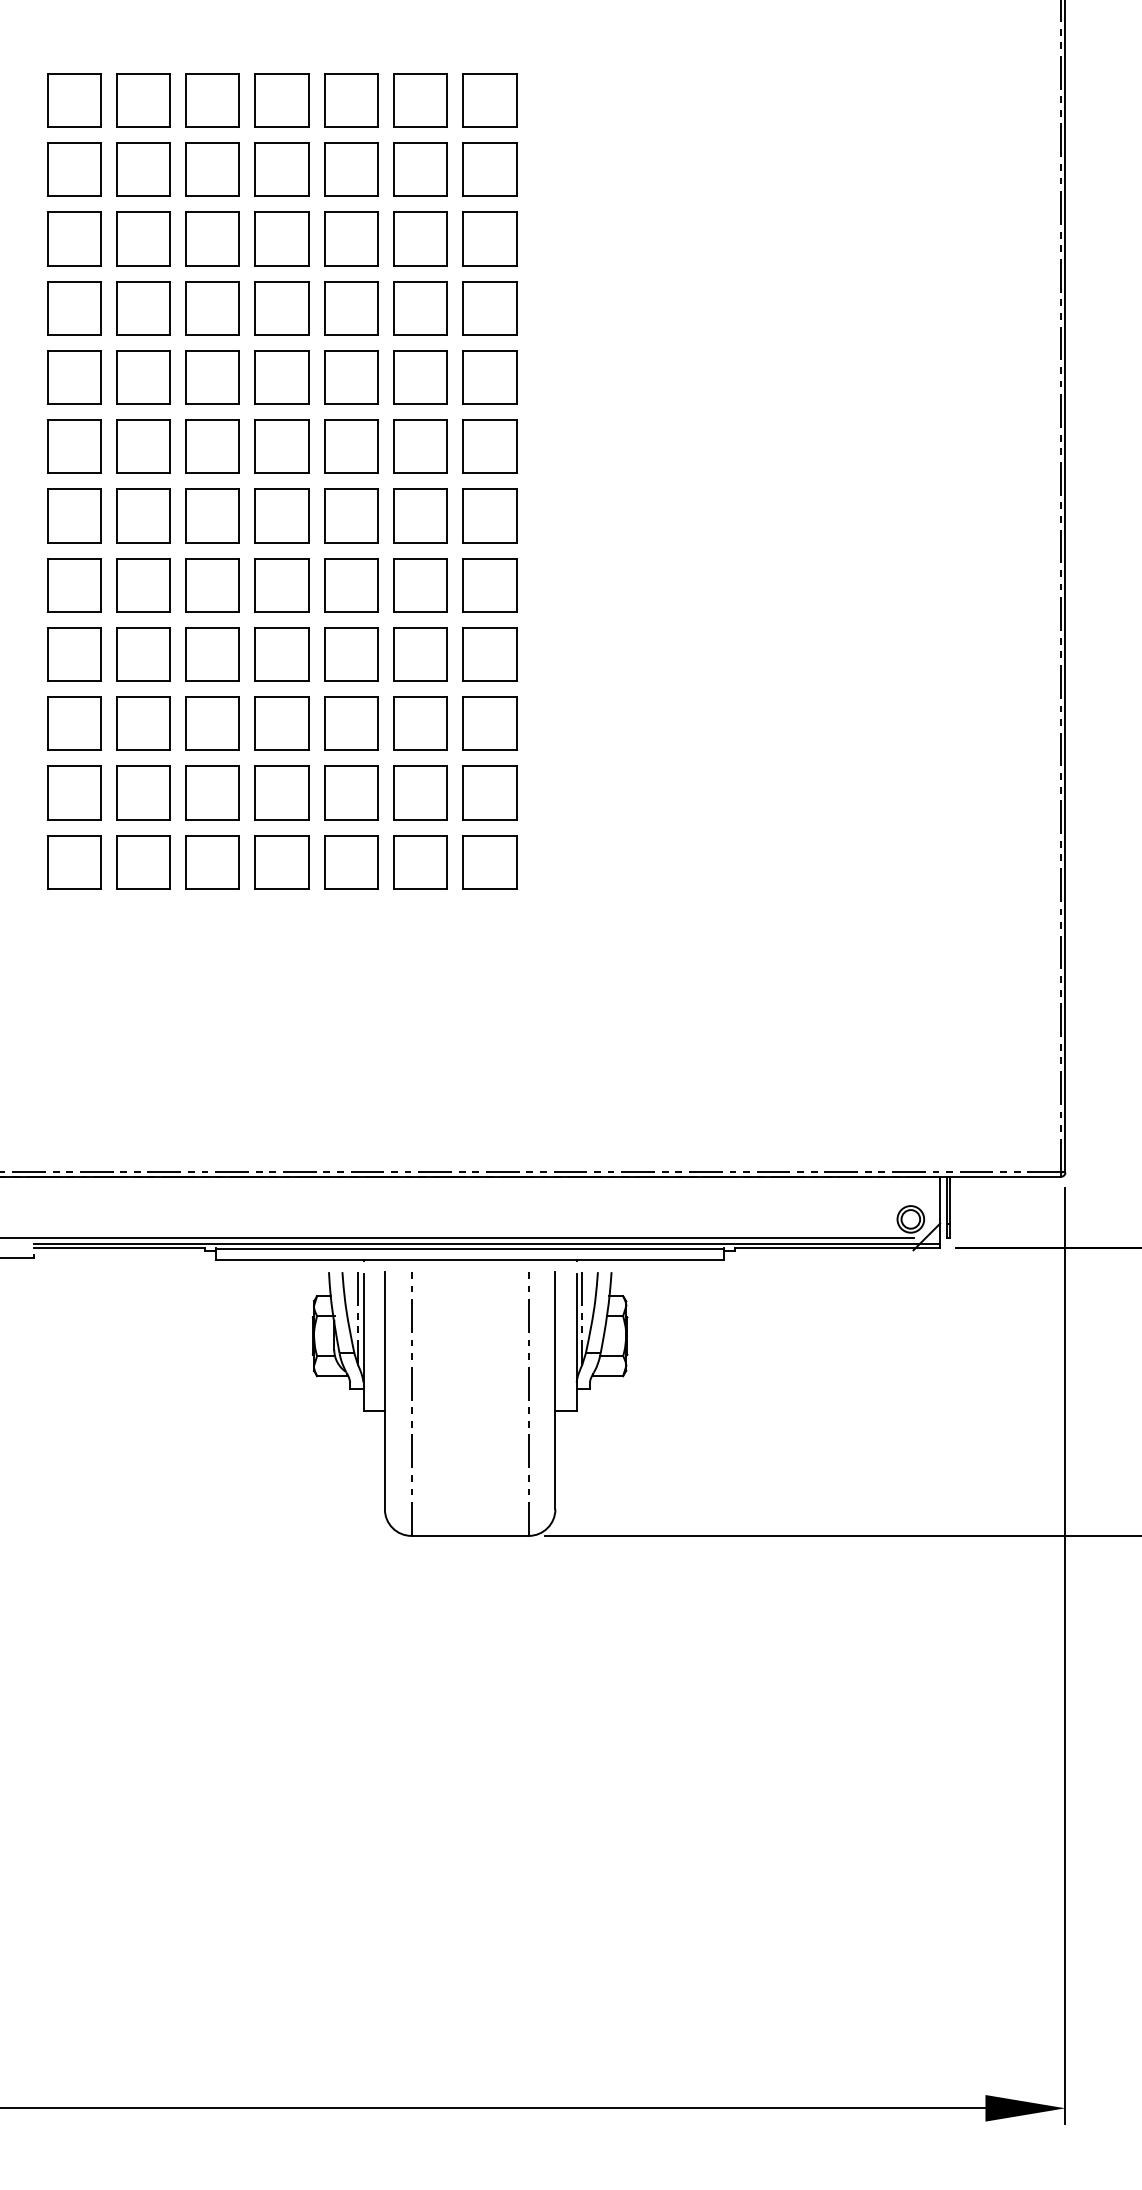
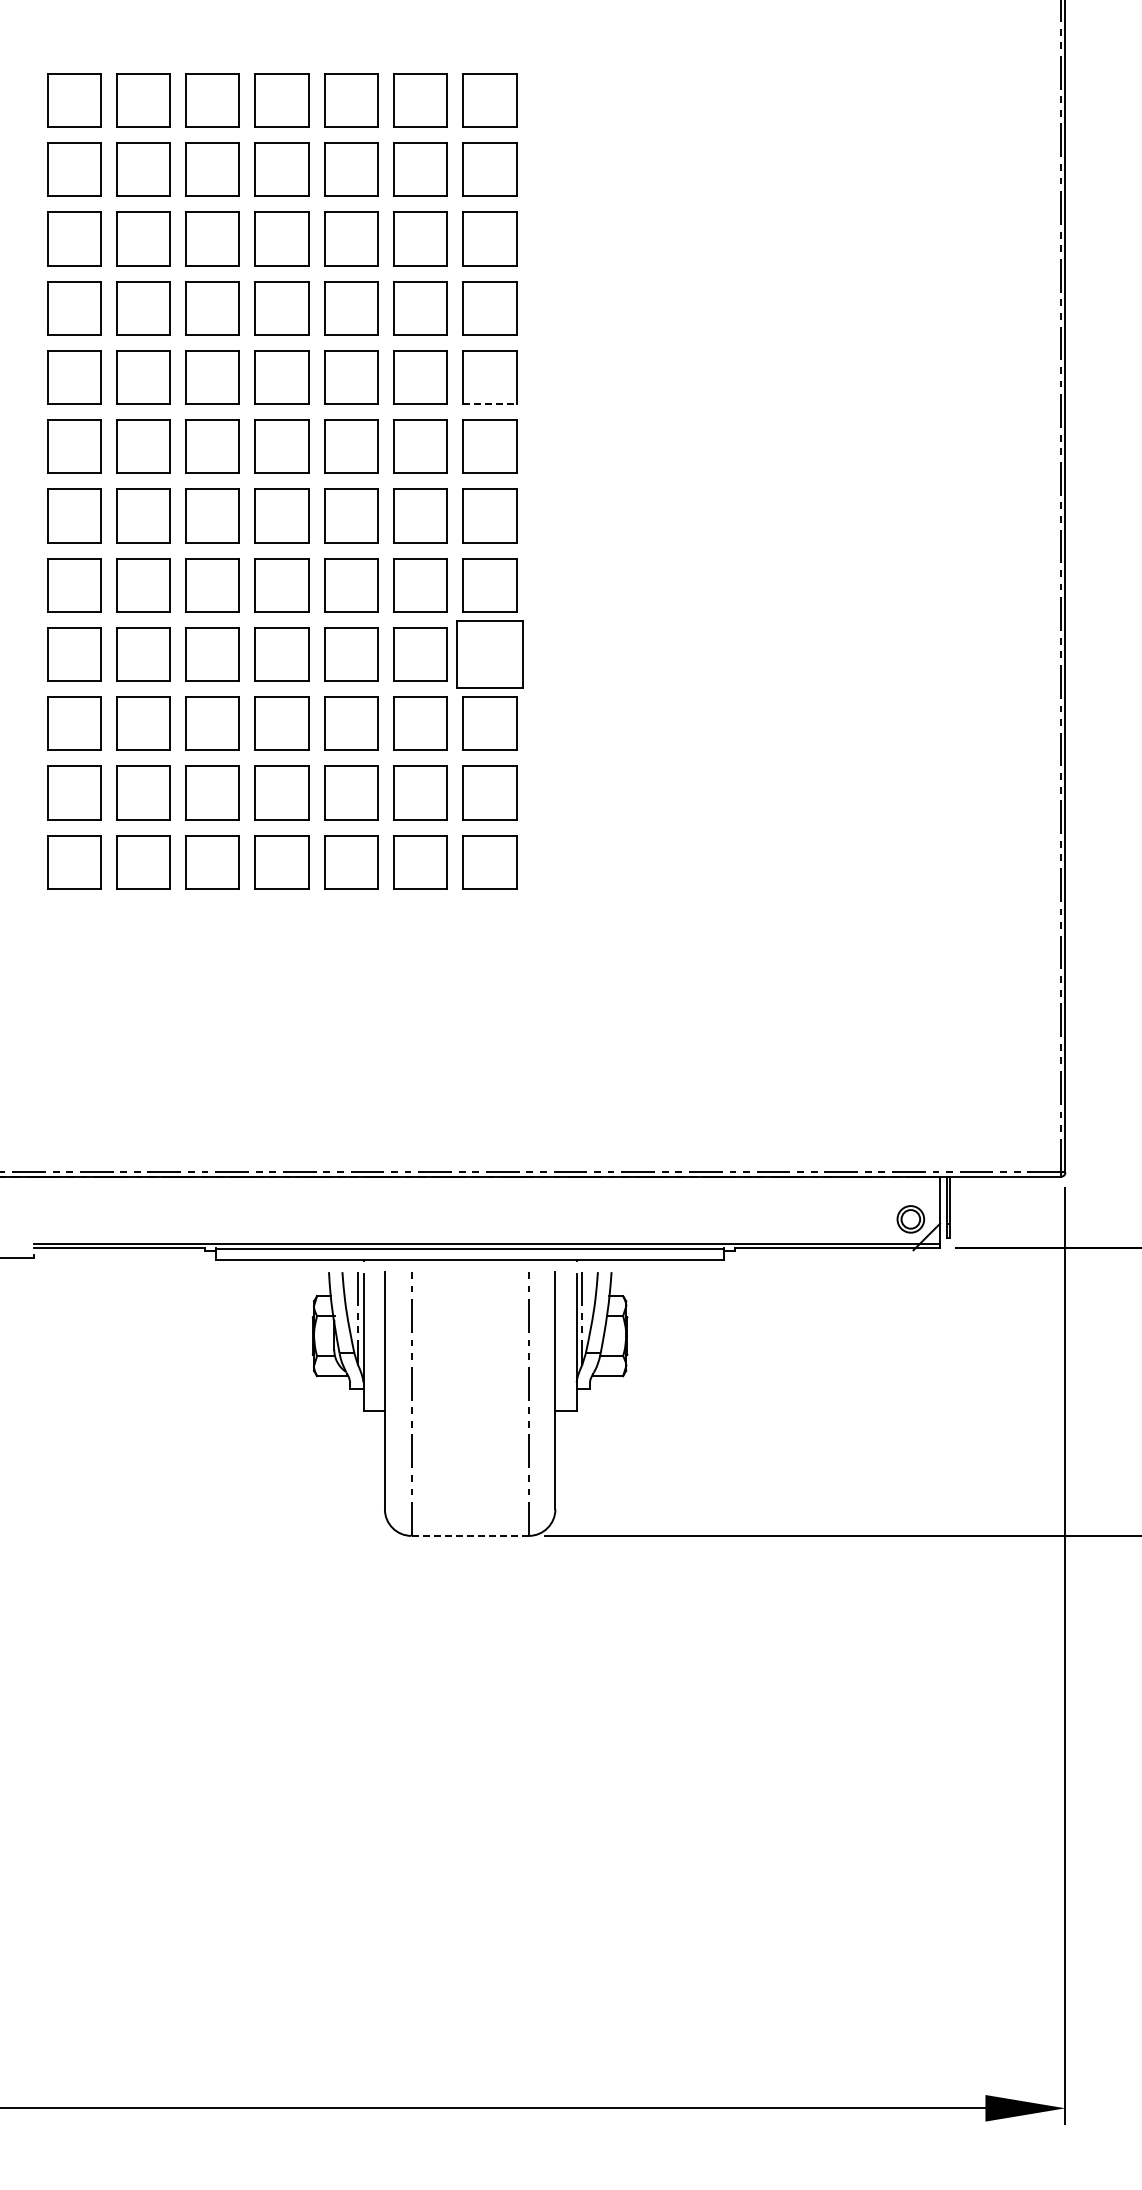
line: solid -> dashed (489, 404)
part size: 56x55 px -> 68x69 px (489, 654)
line: present -> none (457, 1237)
line: solid -> dashed (470, 1535)
